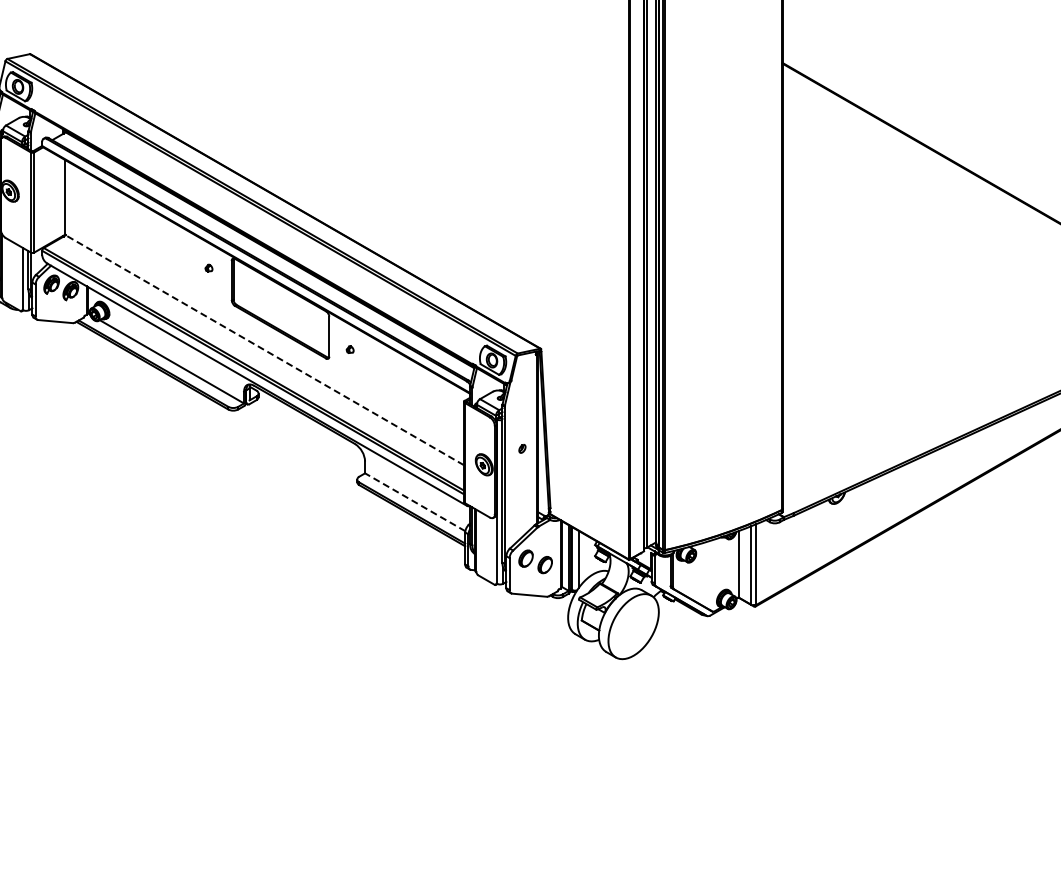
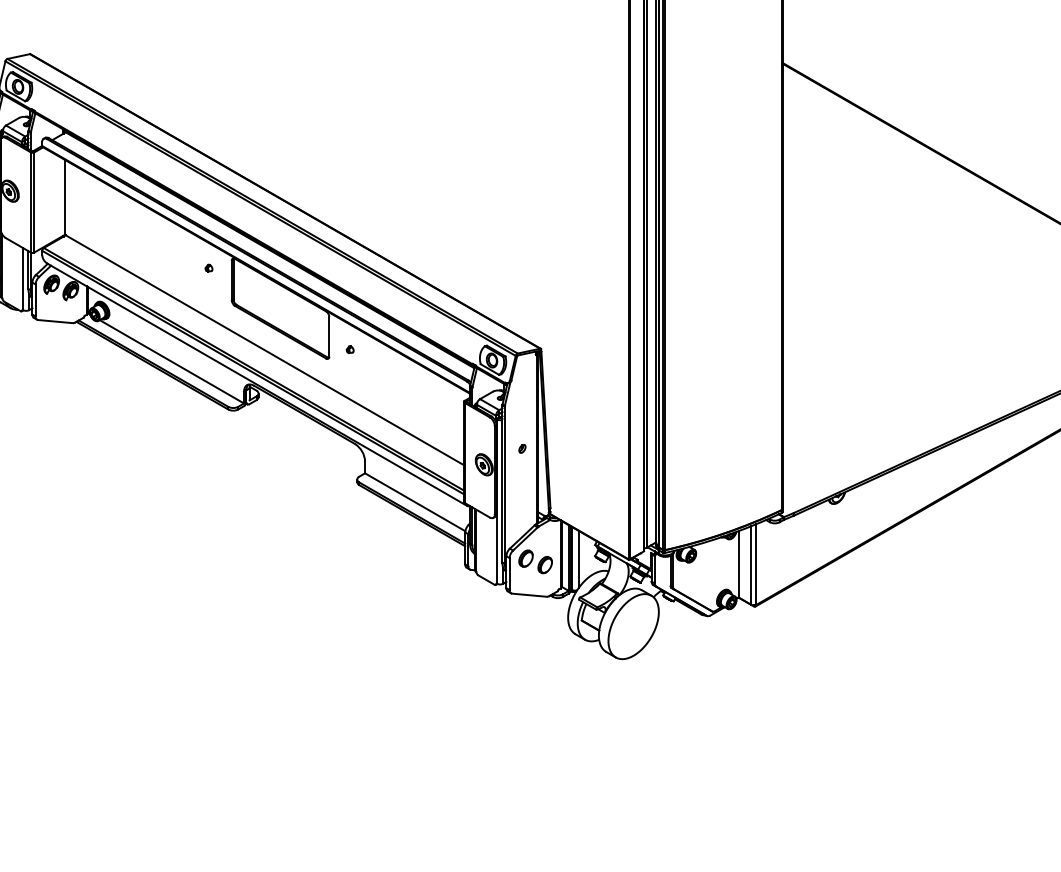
line: dashed -> solid (264, 350)
line: dashed -> solid (415, 502)
